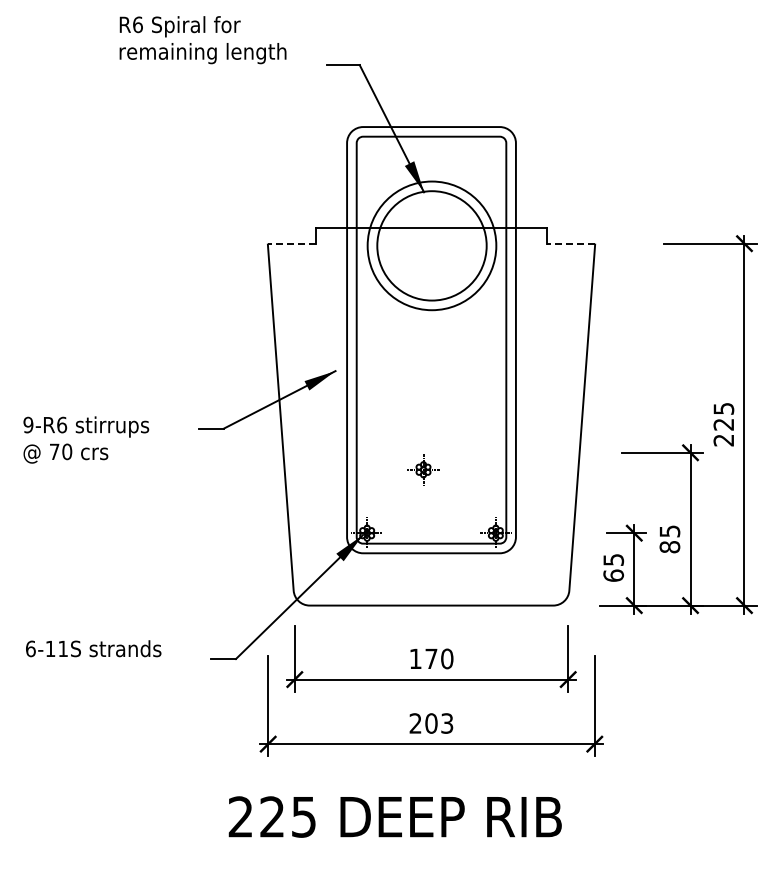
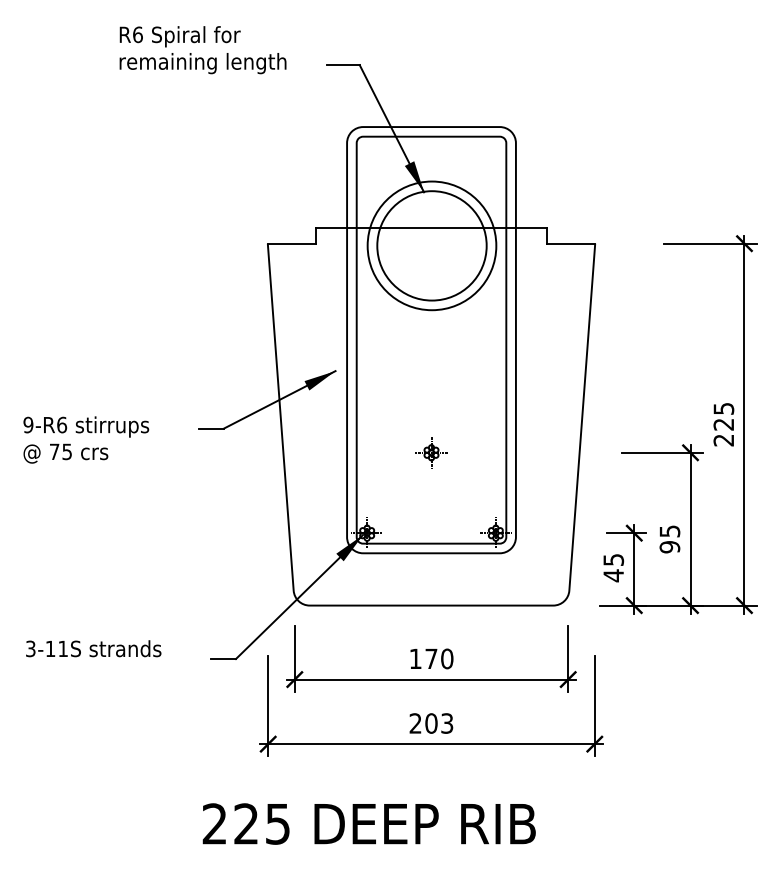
text position: (202, 40) -> (202, 50) (202, 50)
line: dashed -> solid (291, 243)
line: dashed -> solid (570, 243)
text: 70 -> 75 (67, 451)
part position: (423, 469) -> (431, 452) (431, 452)
text: 85 -> 95 (669, 547)
text: 65 -> 45 (613, 575)
text: 6-11S -> 3-11S (30, 648)
text position: (394, 816) -> (368, 823) (368, 823)
